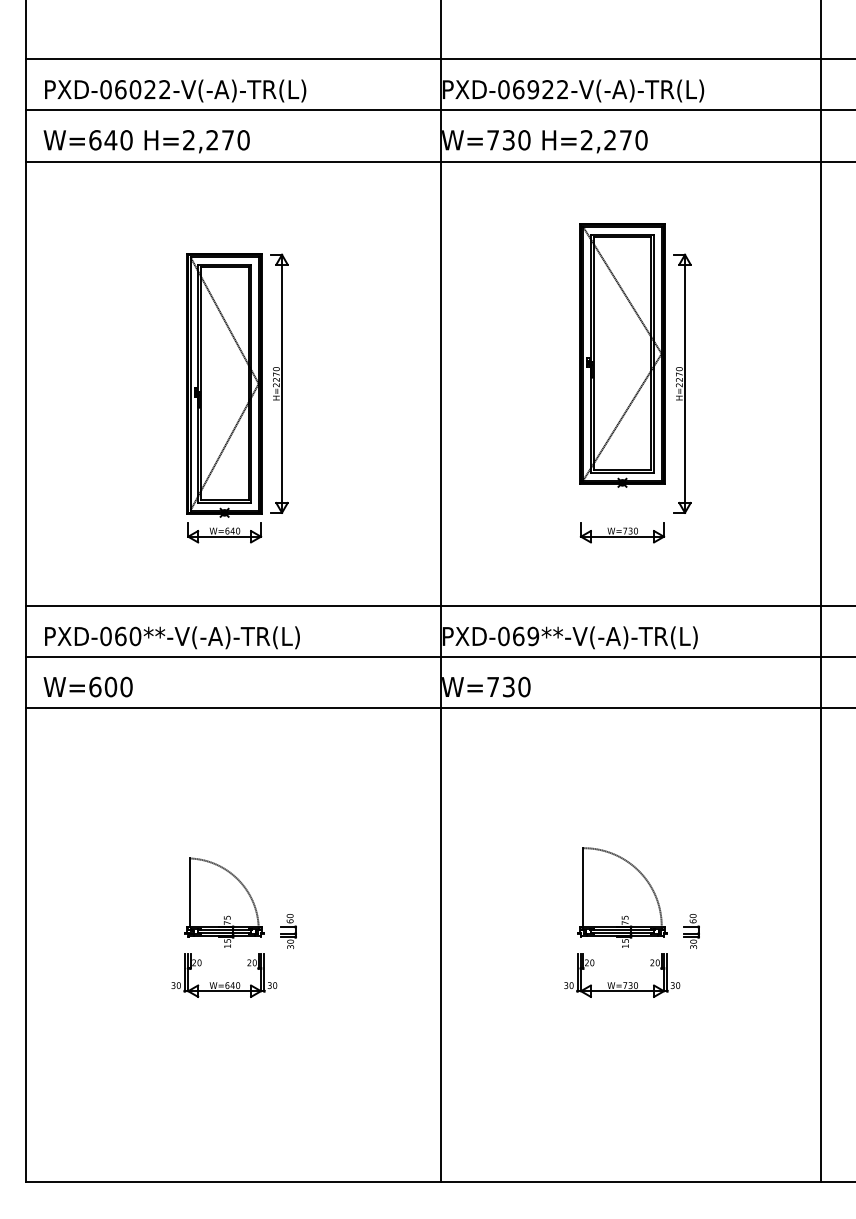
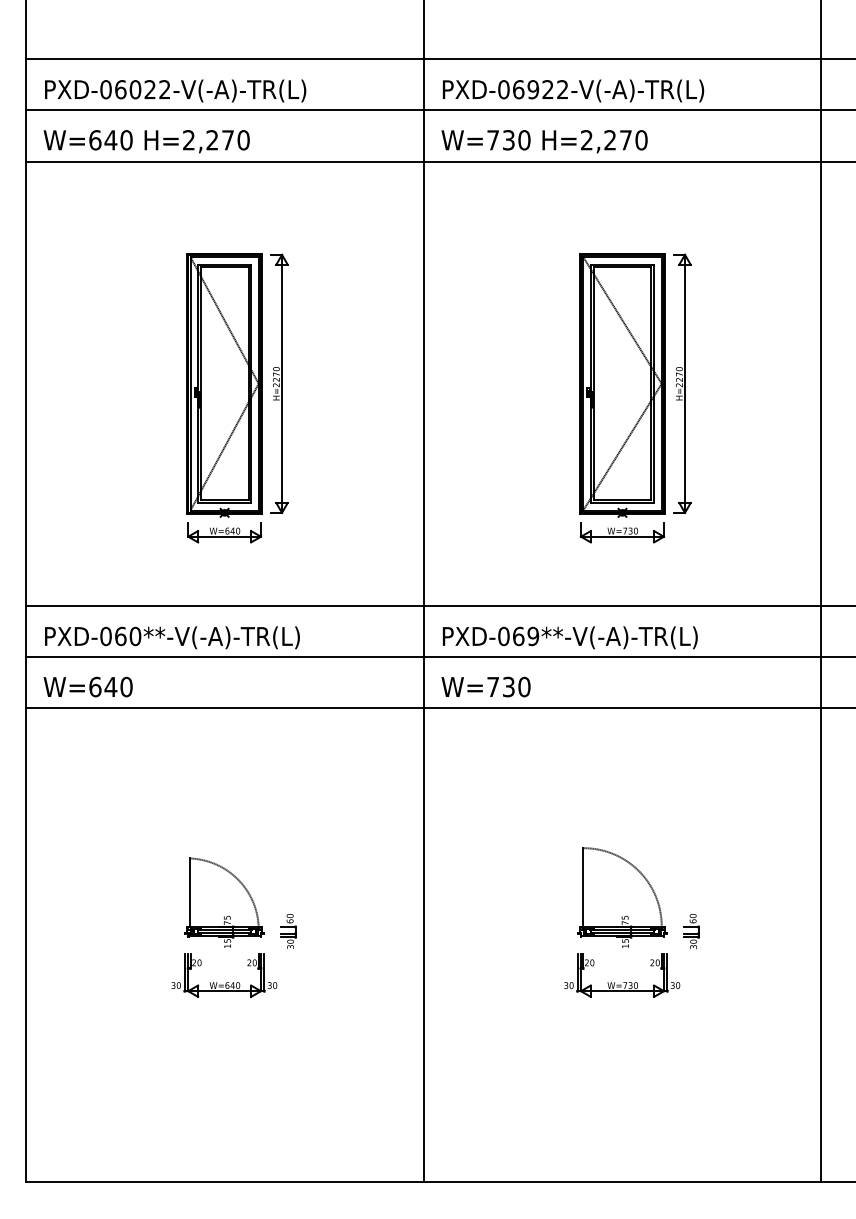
part position: (622, 355) -> (622, 385) (622, 385)
line position: (440, 592) -> (423, 592) (423, 592)
text: W=600 -> W=640 (110, 686)
